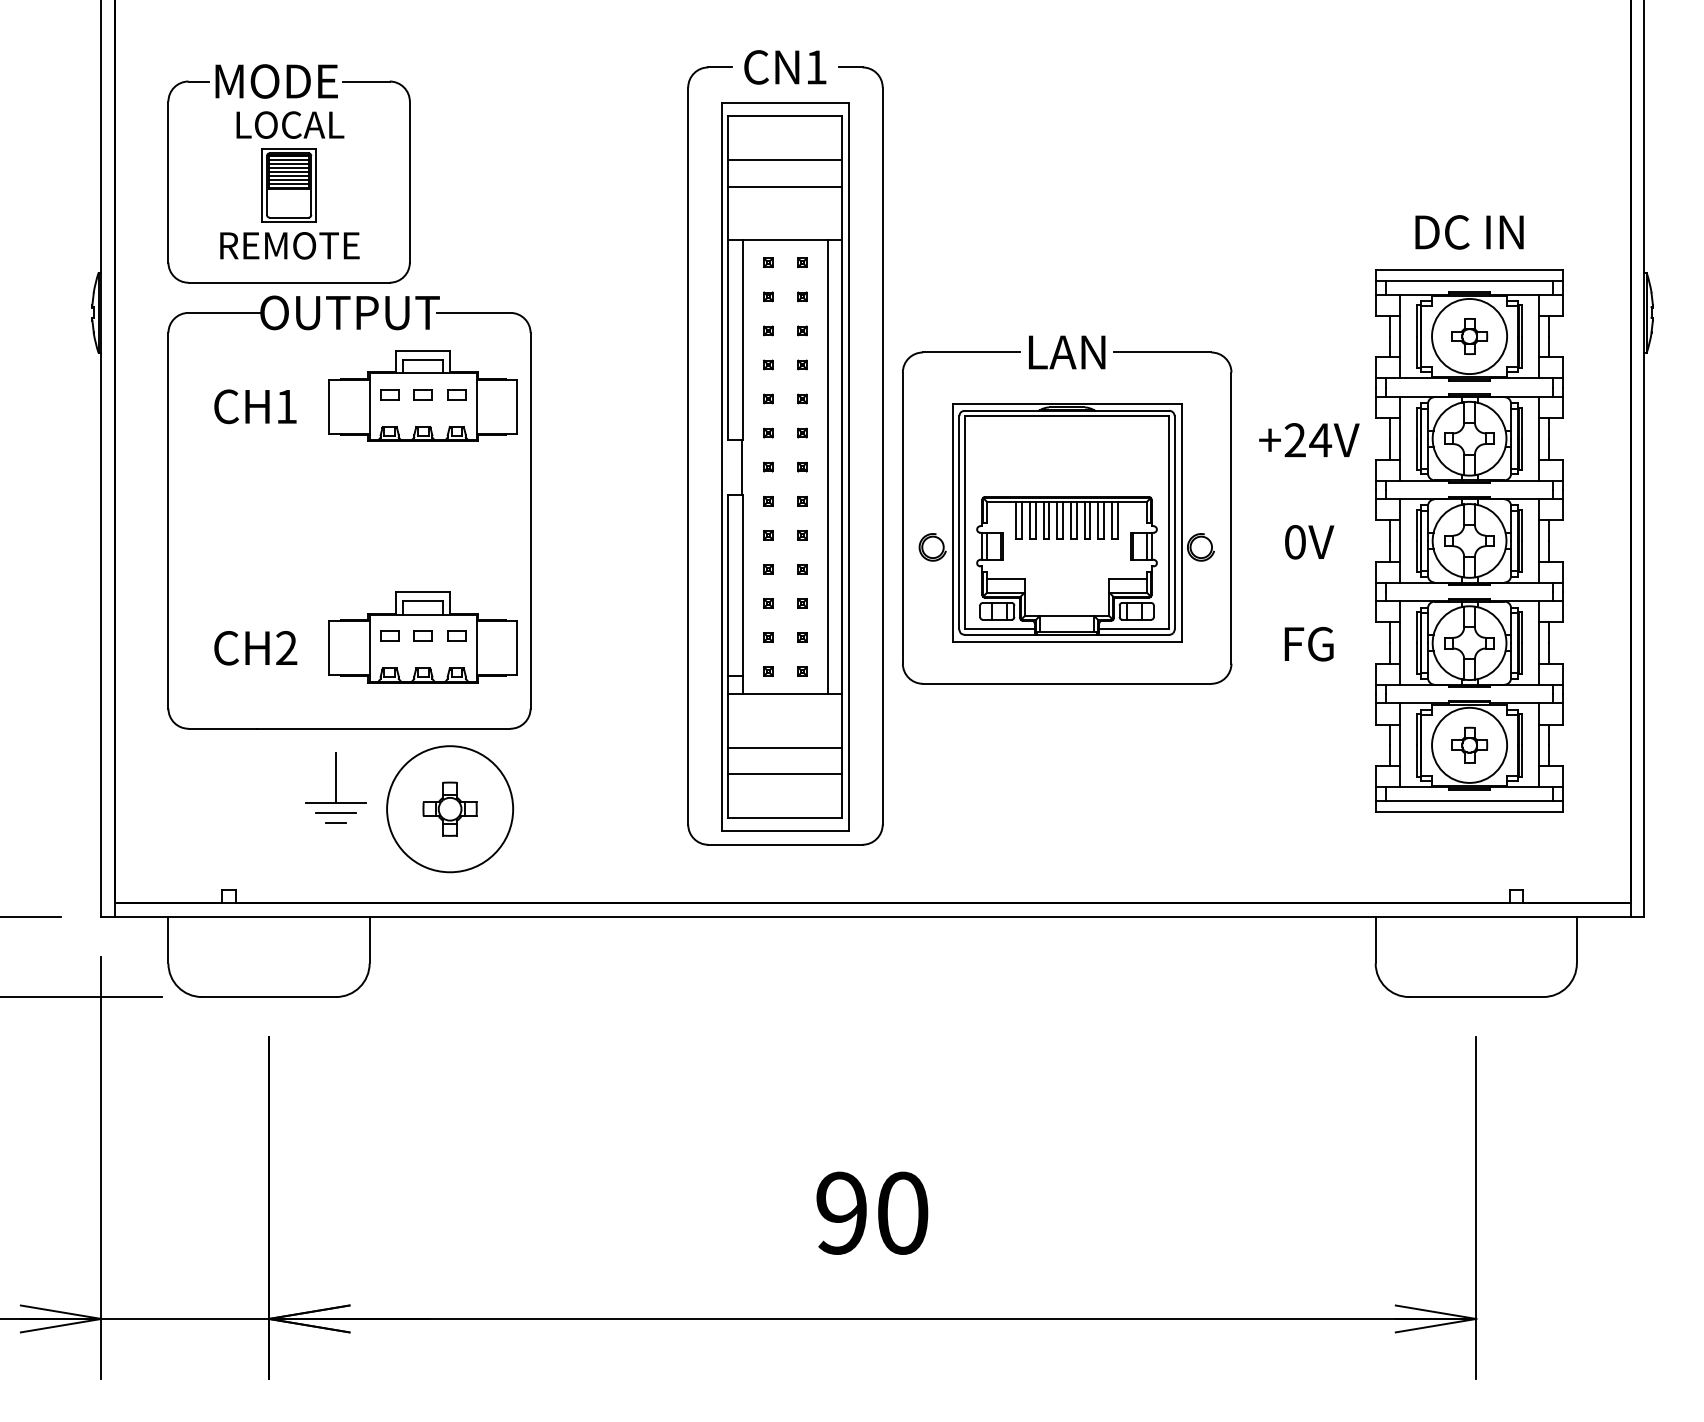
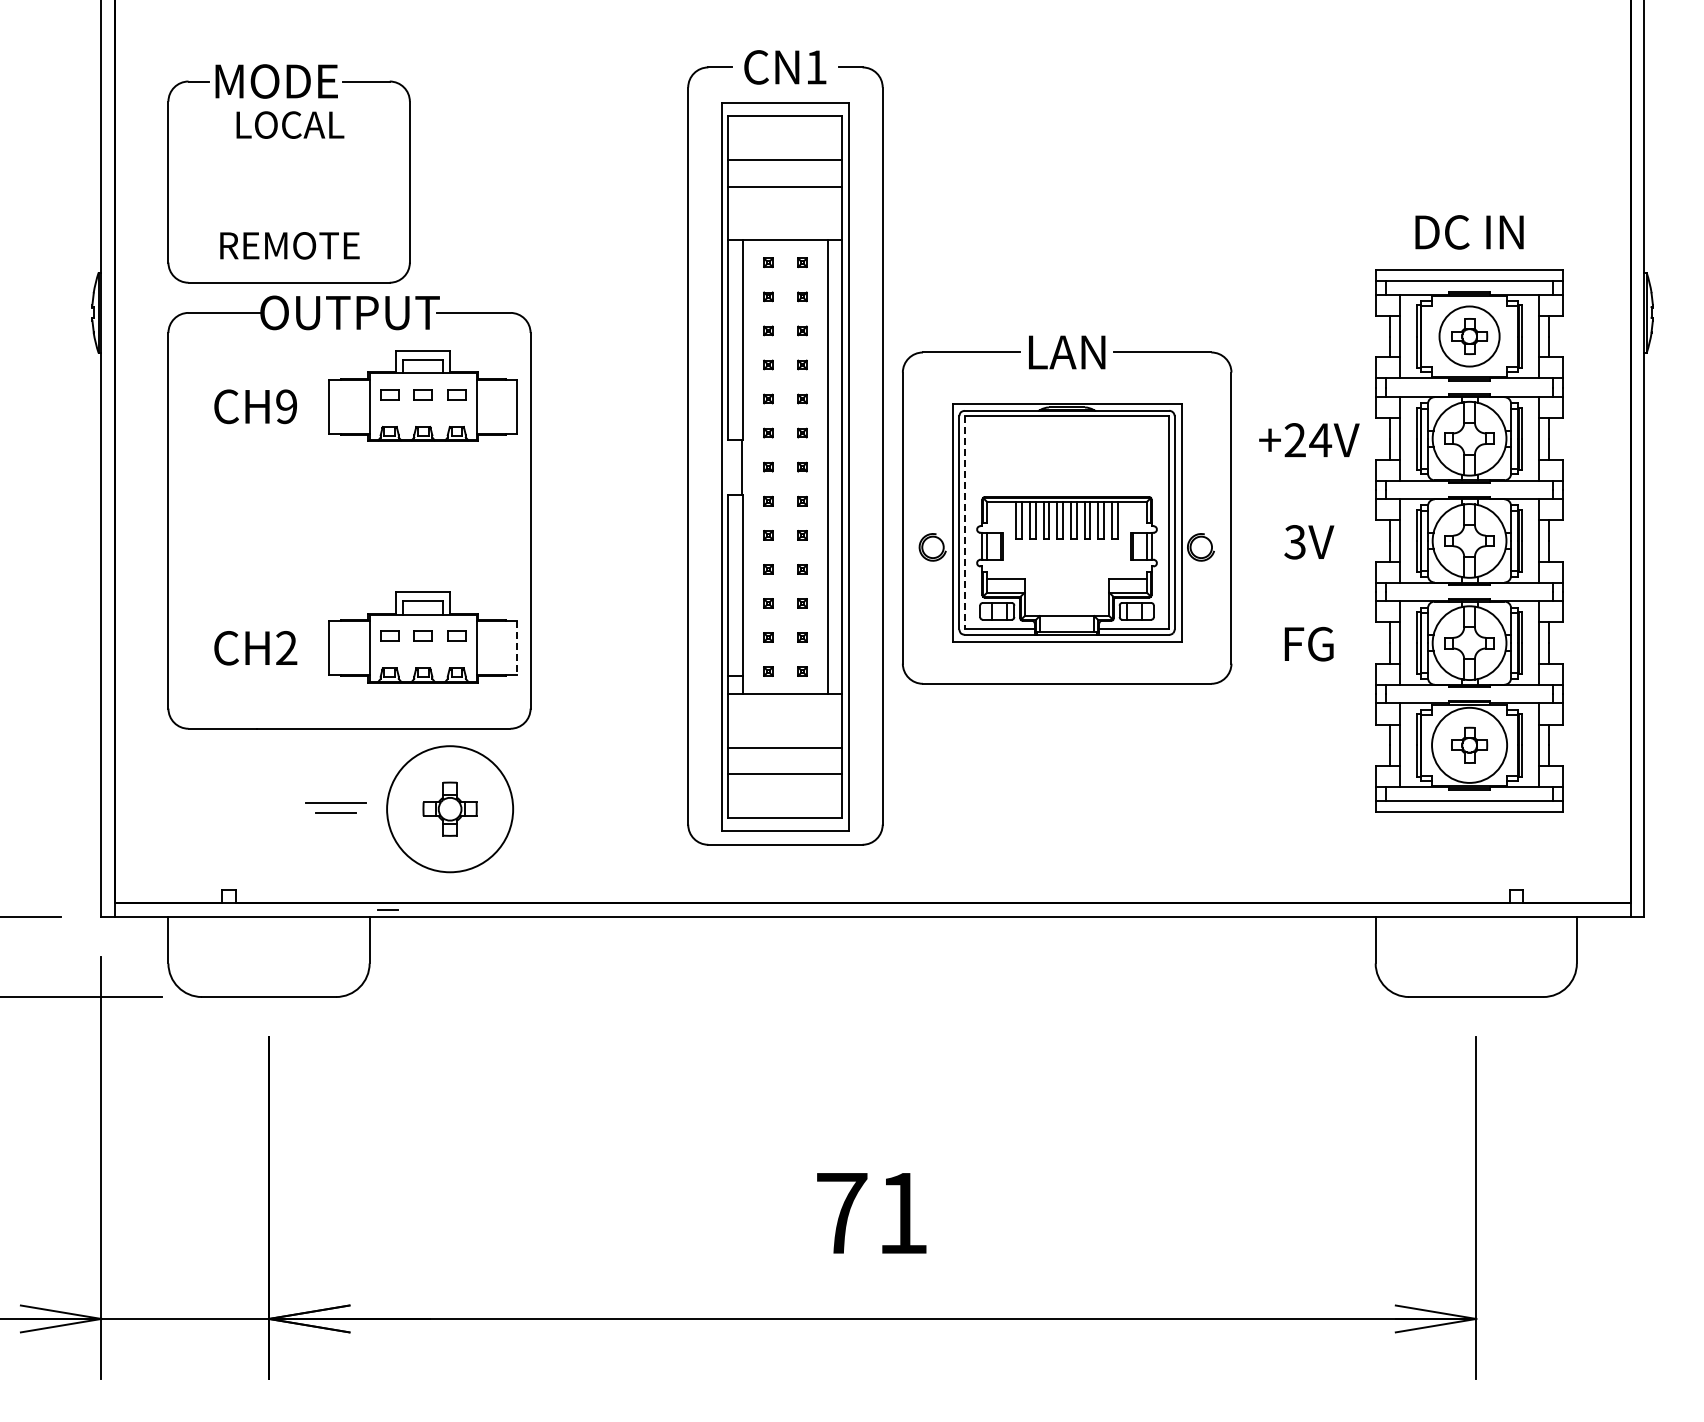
part: present -> none (288, 185)
circle diameter: 75 px -> 60 px (1469, 336)
text: CH1 -> CH9 (286, 406)
line: solid -> dashed (964, 522)
text: 0V -> 3V (1294, 542)
line: solid -> dashed (517, 648)
line: present -> none (336, 777)
line position: (335, 822) -> (387, 909) (387, 909)
text: 90 -> 71 (872, 1212)
